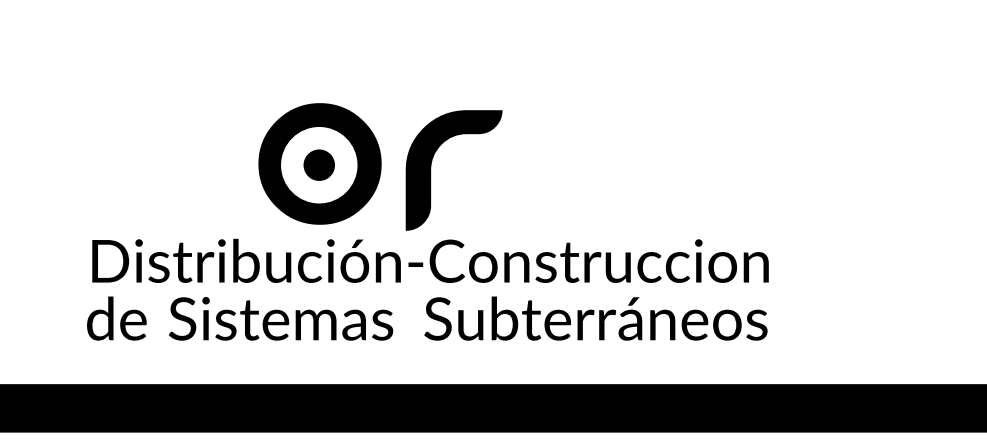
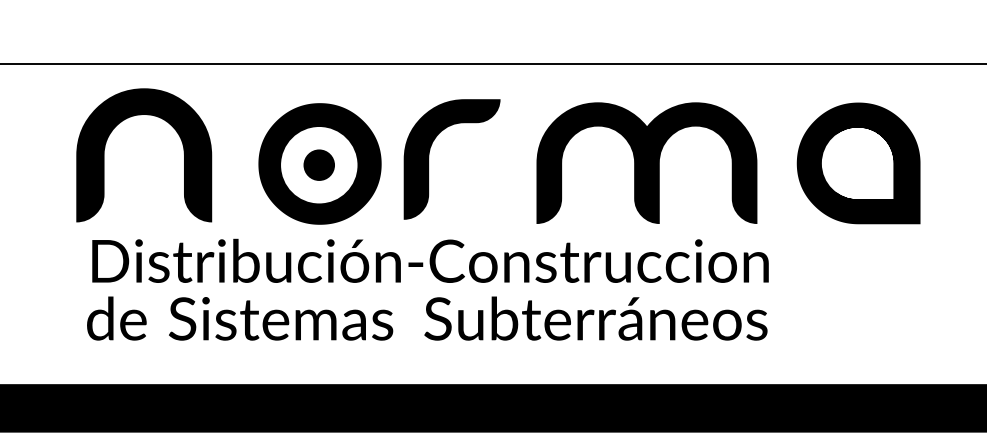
line: none -> present (492, 63)
fill: none -> present (144, 155)
fill: none -> present (646, 163)
part: none -> present (858, 163)
part position: (431, 170) -> (429, 159) (429, 159)
